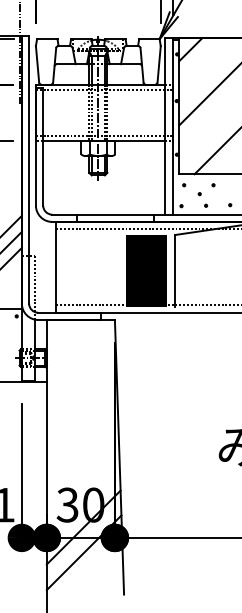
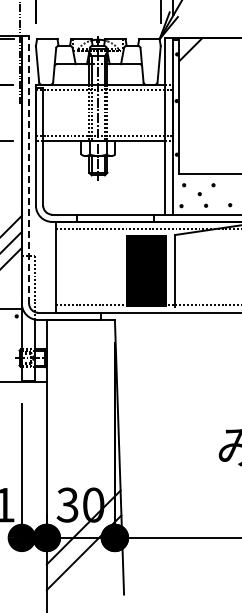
line: present -> none (208, 95)
line: present -> none (216, 152)
line: solid -> dashed (29, 169)
